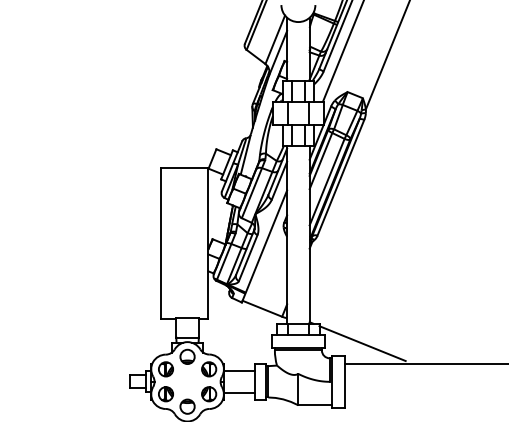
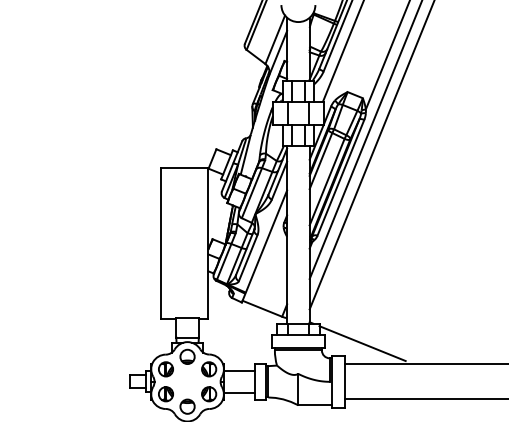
line: none -> present (365, 140)
line: none -> present (371, 155)
line: none -> present (425, 399)
